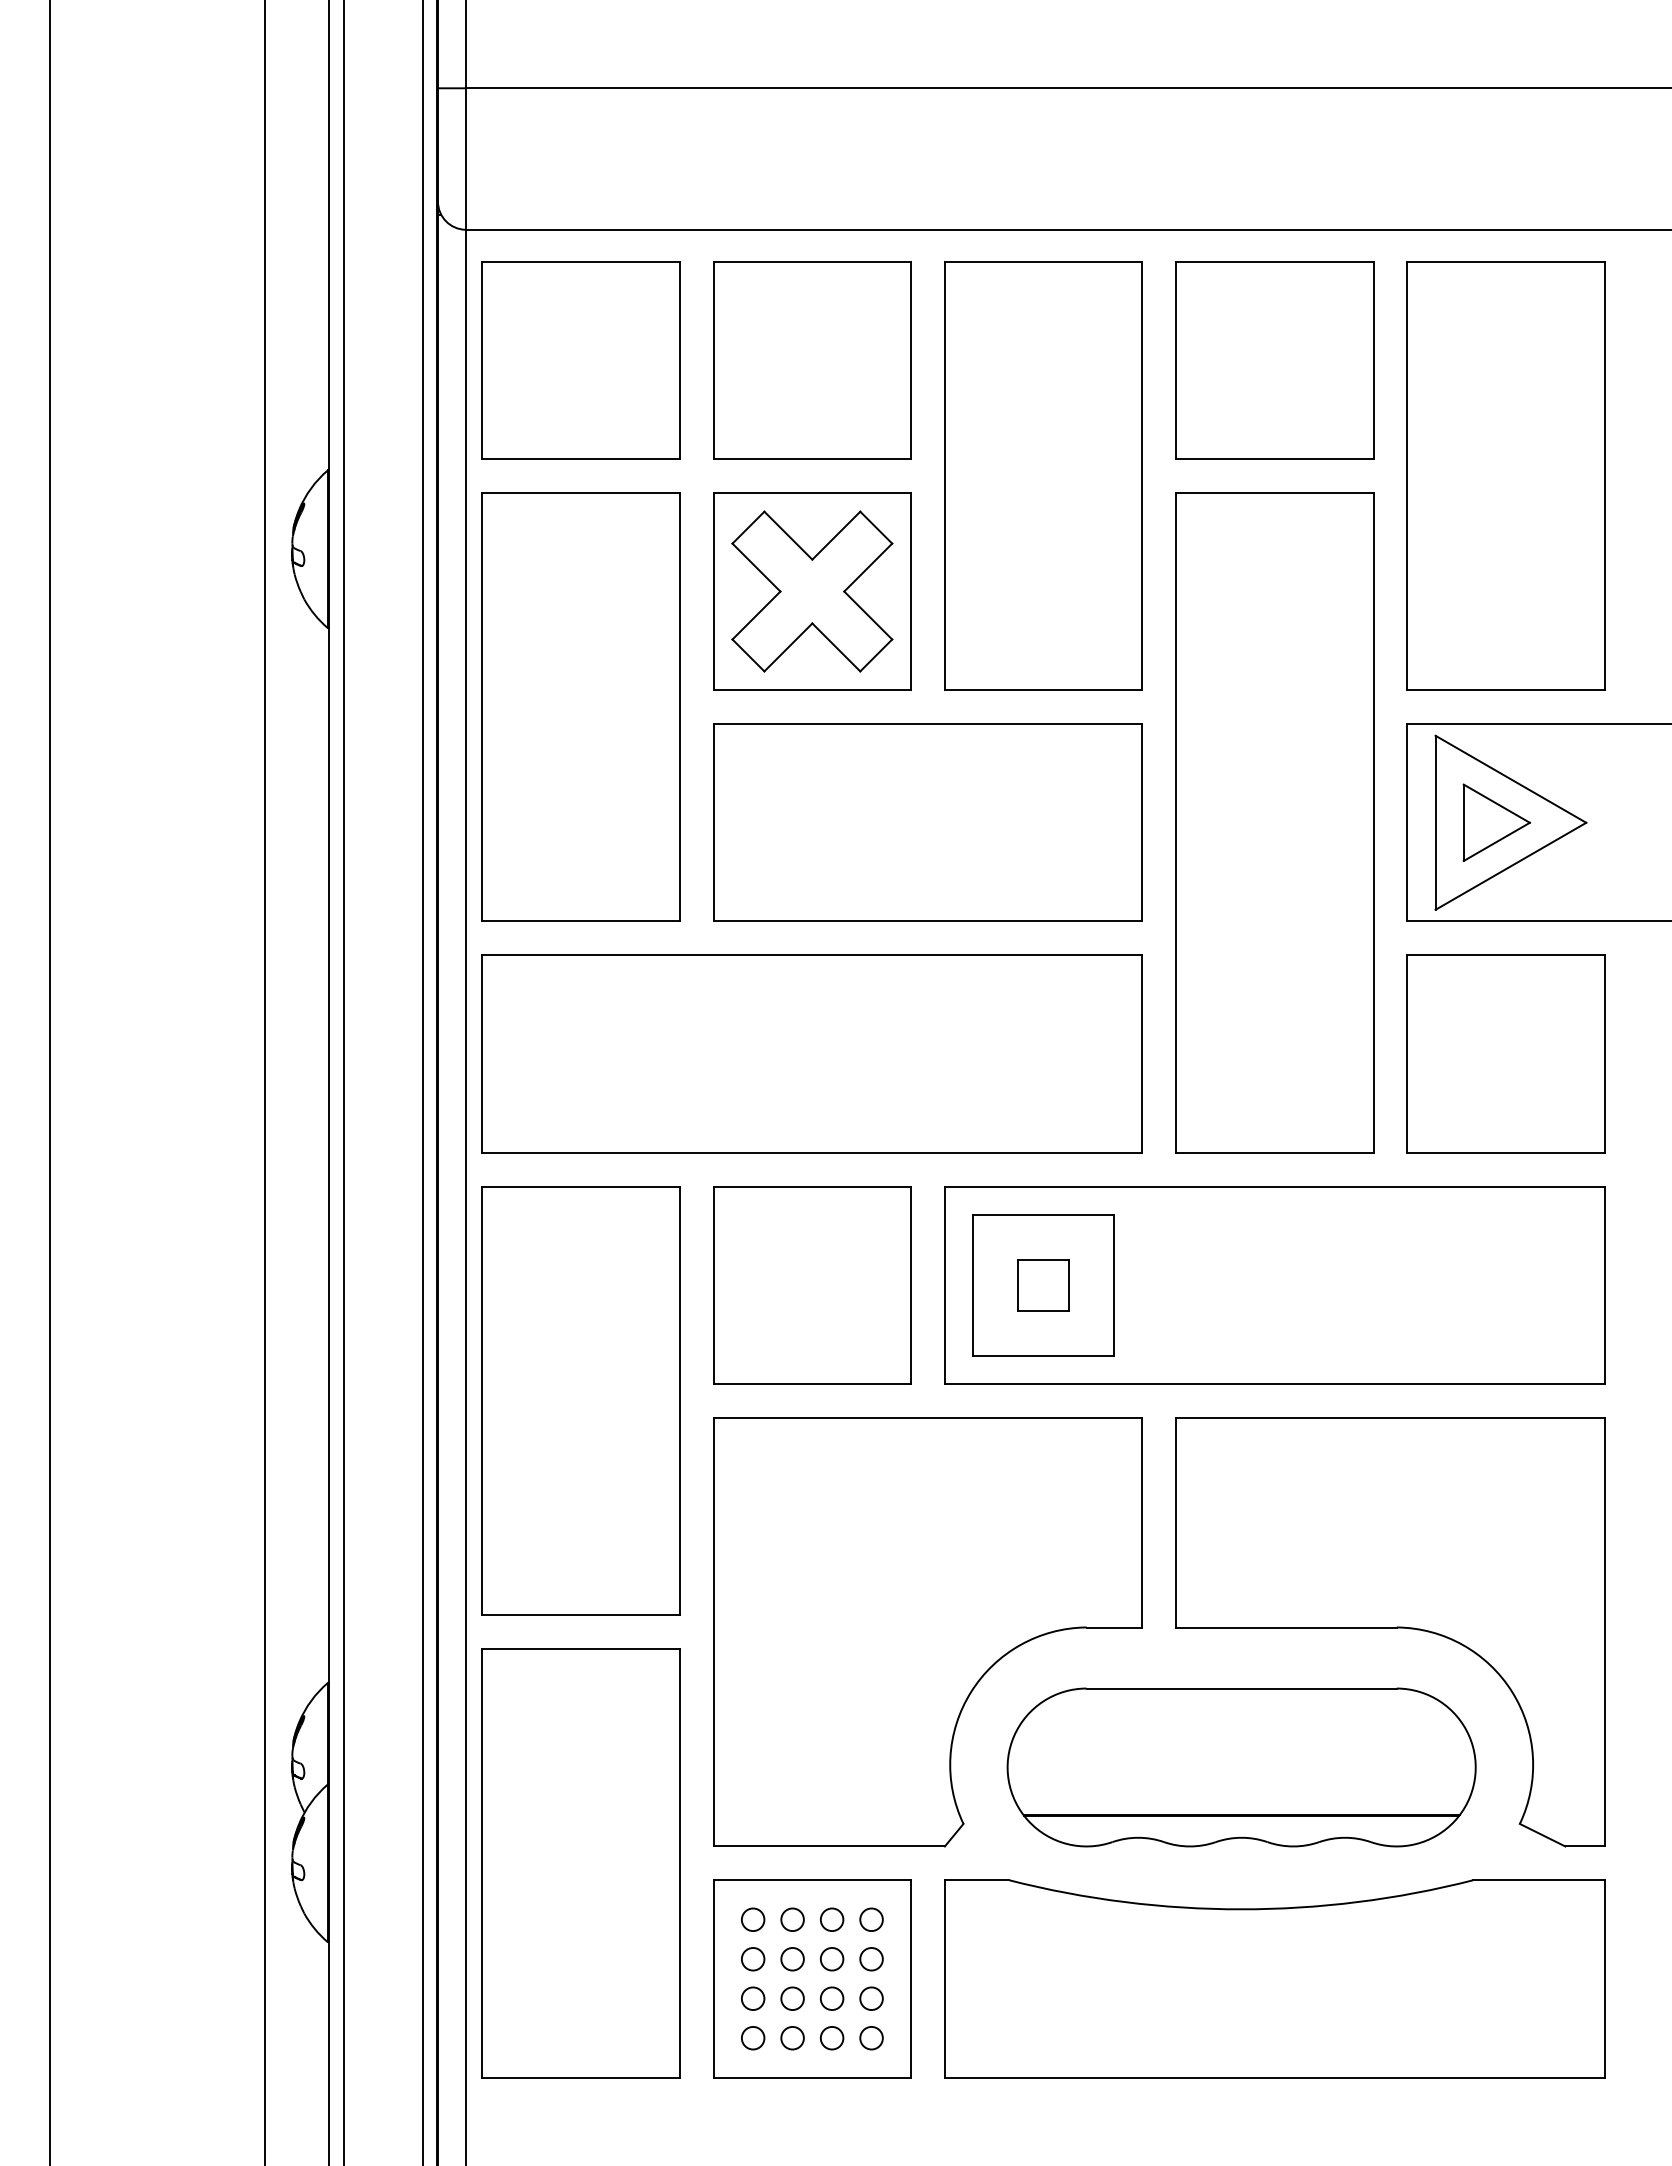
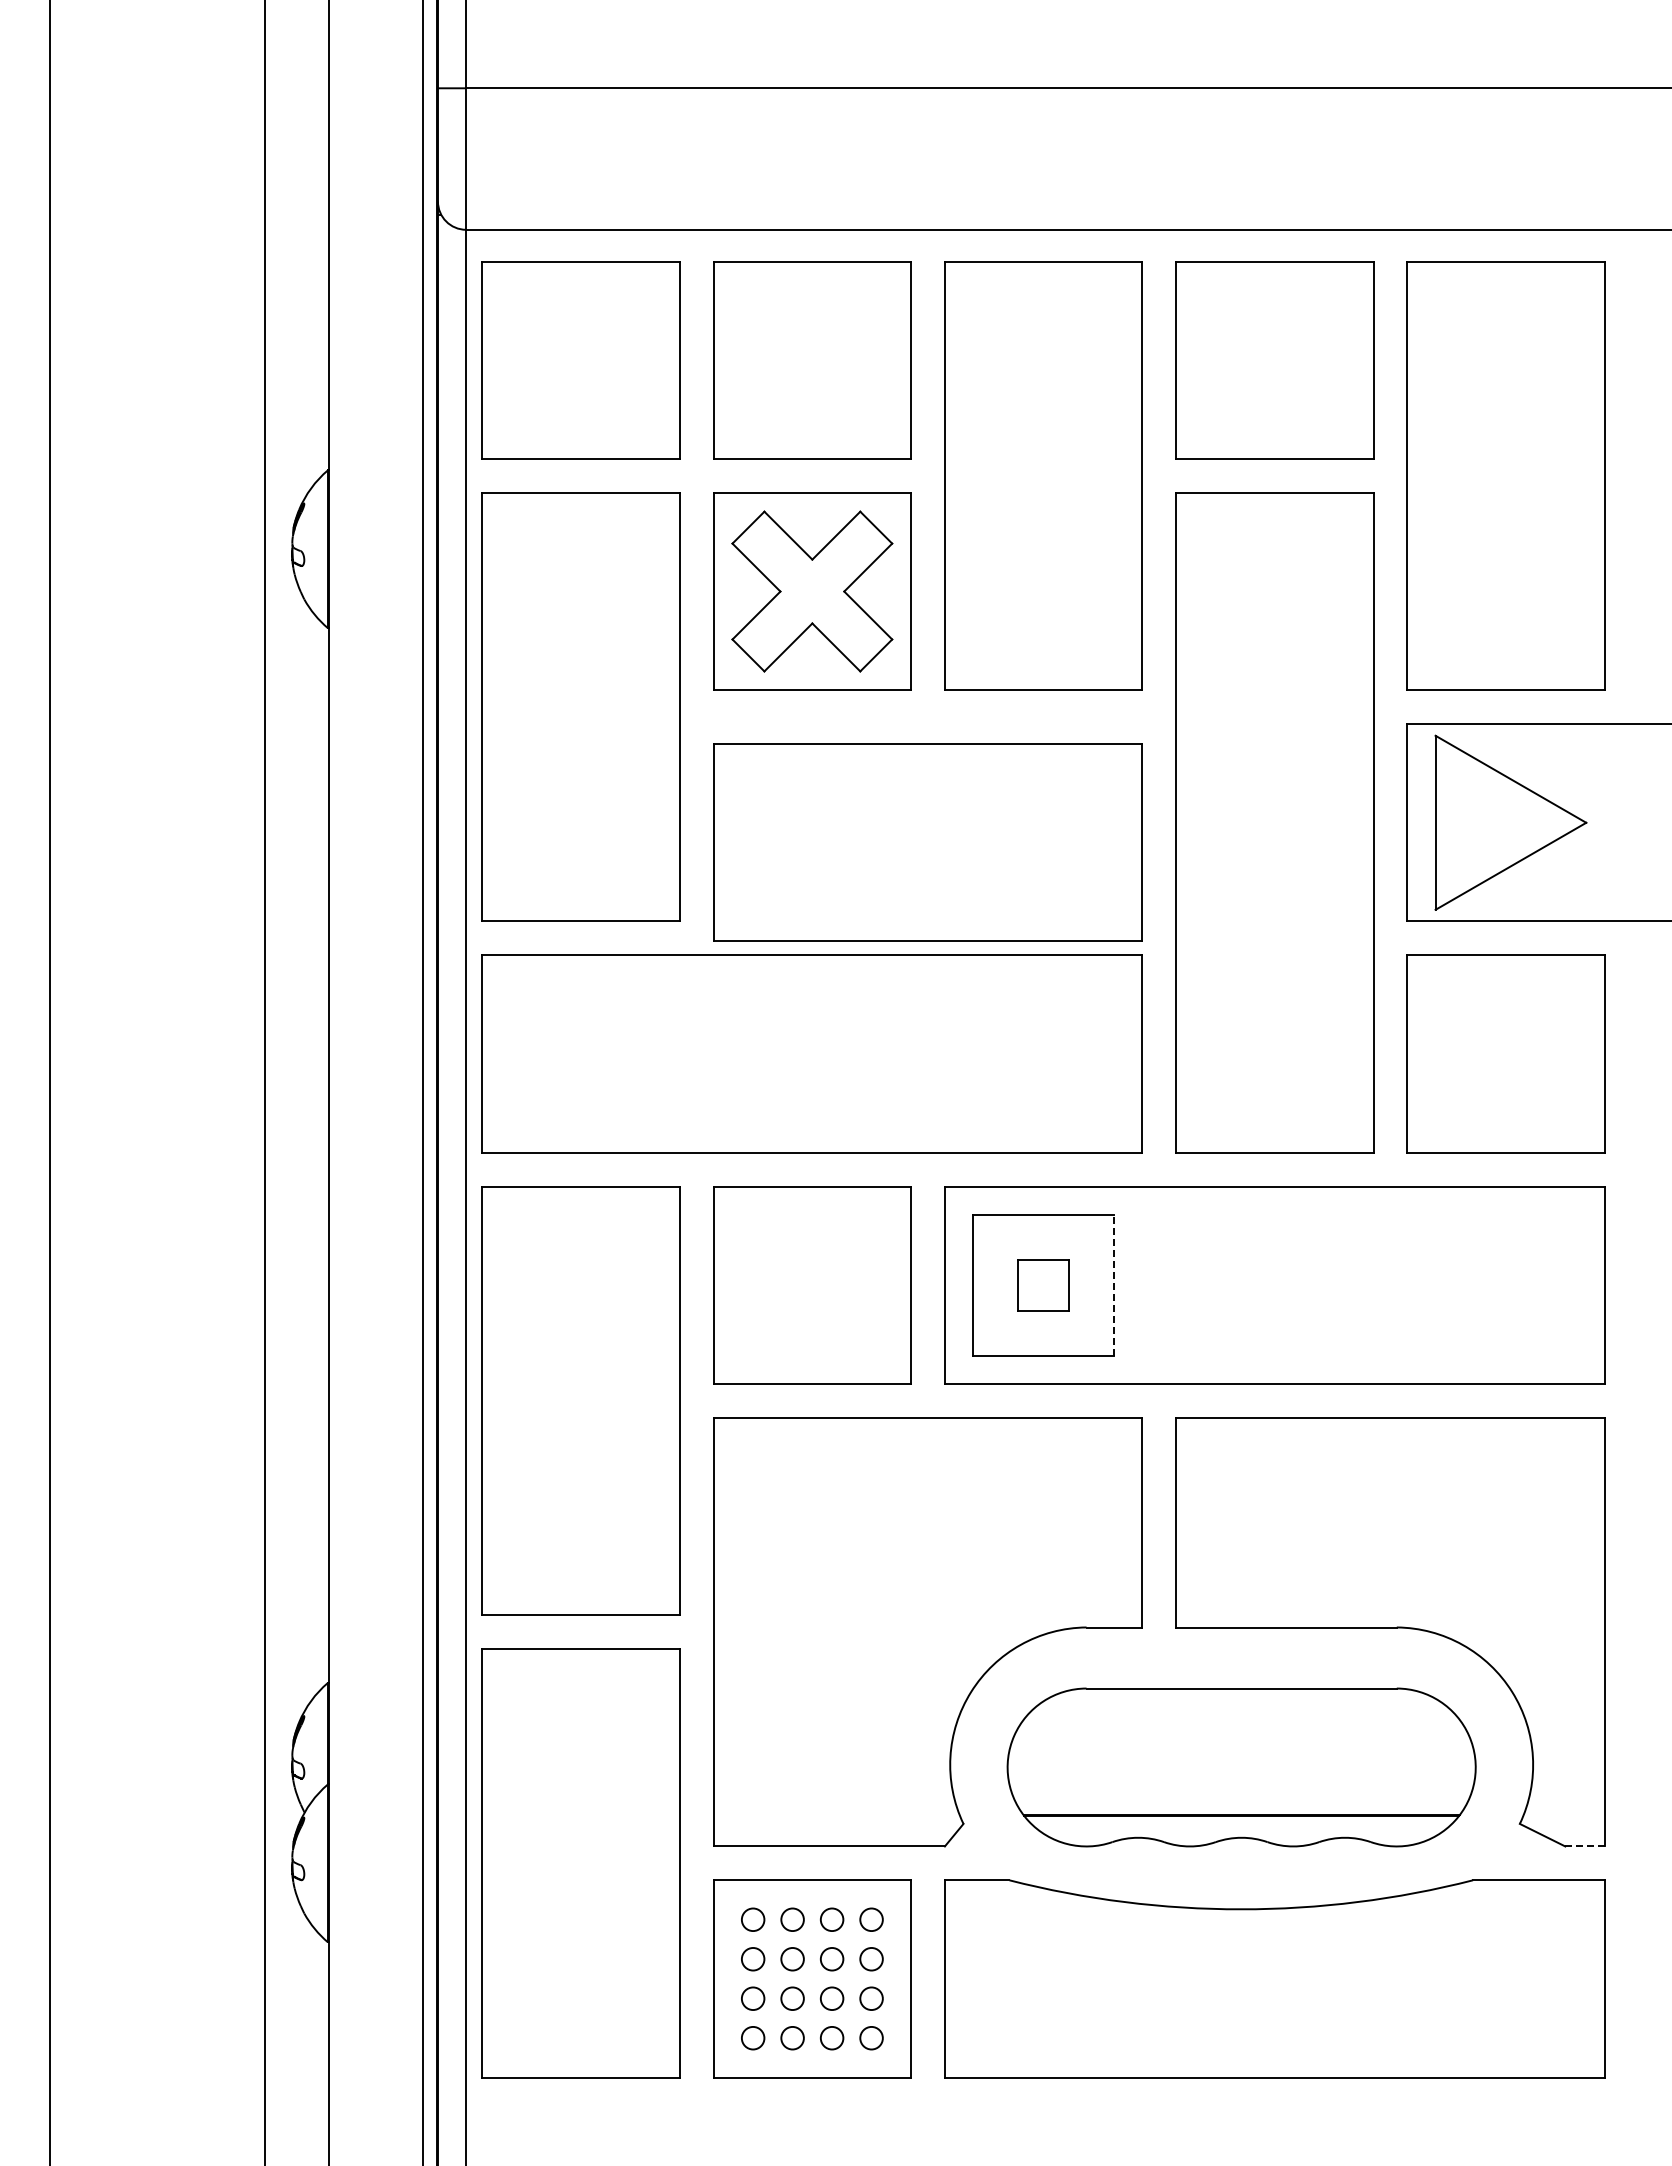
part position: (927, 822) -> (927, 842) (927, 842)
part: present -> none (1496, 822)
line: present -> none (343, 1082)
line: solid -> dashed (1114, 1284)
line: solid -> dashed (1585, 1846)
